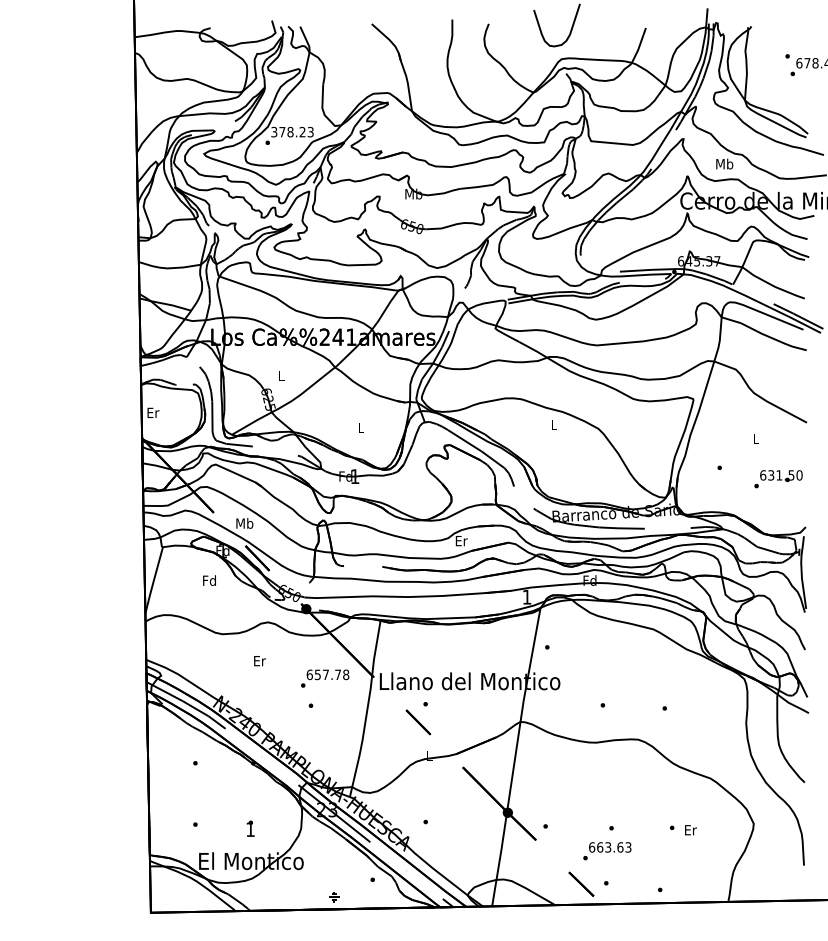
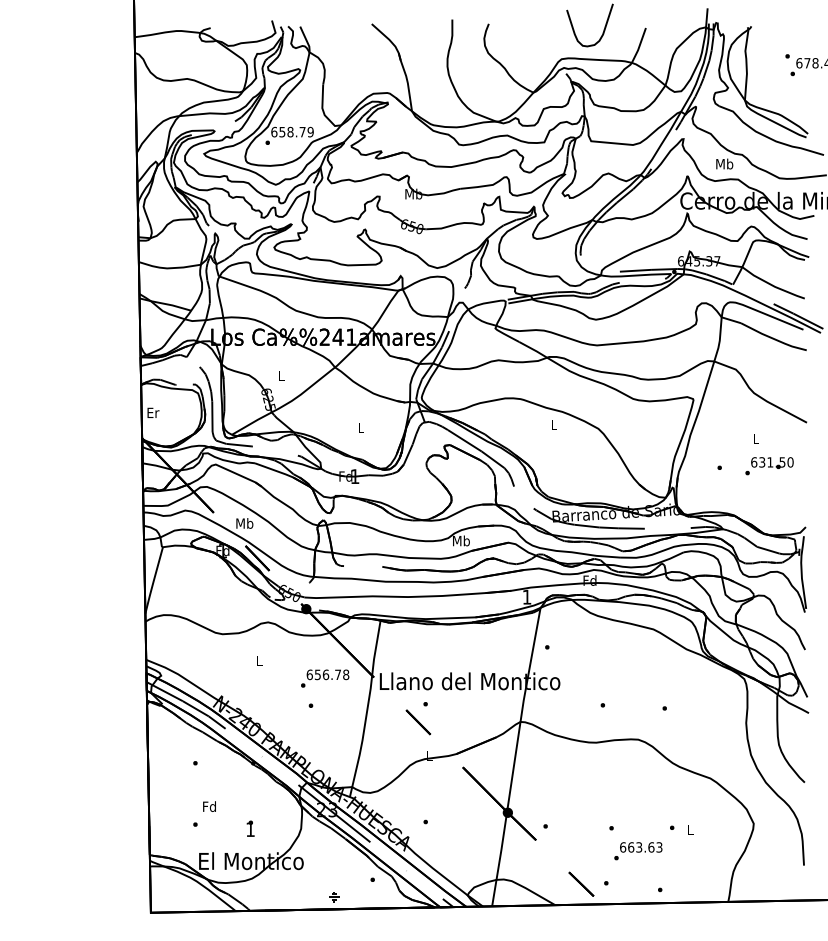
curve position: (570, 29) -> (603, 29) (603, 29)
text: 378.23 -> 658.79 (292, 131)
text position: (778, 479) -> (769, 466) (769, 466)
text: Er -> Mb (461, 540)
text position: (209, 580) -> (209, 806) (209, 806)
text: Er -> L (259, 661)
text: 657.78 -> 656.78 (325, 674)
text: Er -> L (690, 830)
text position: (607, 851) -> (638, 851) (638, 851)
